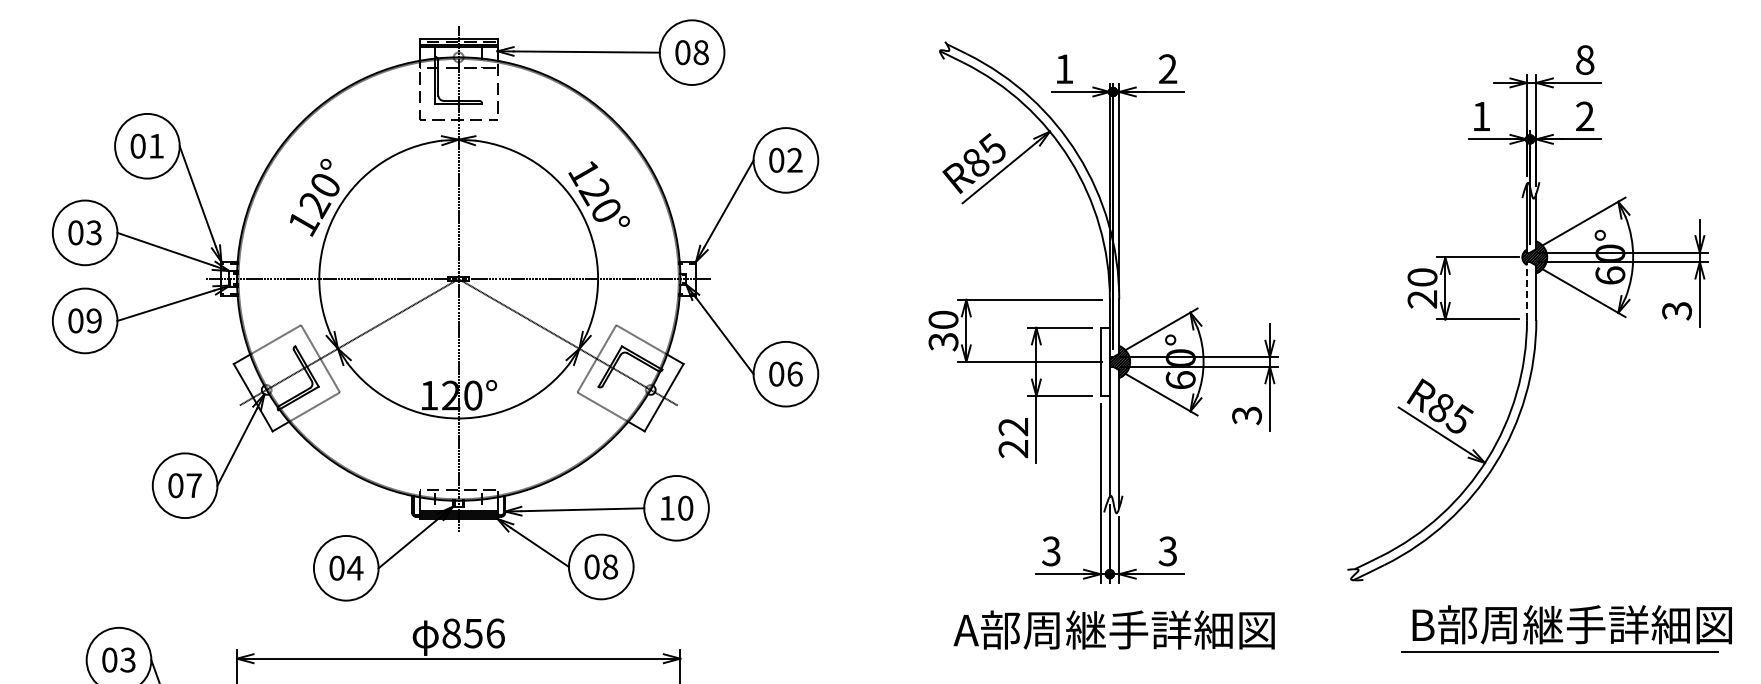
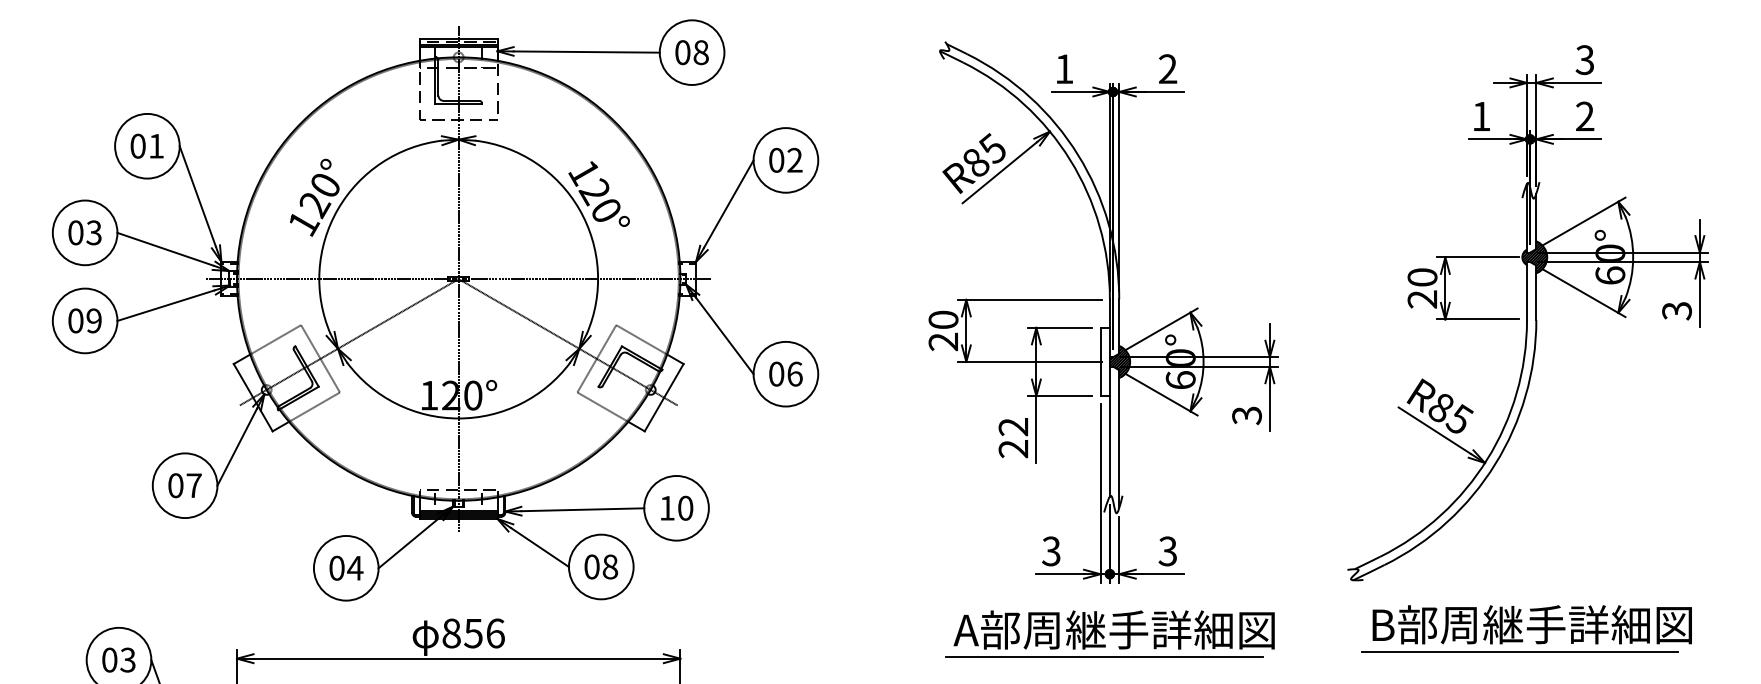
text: 8 -> 3 (1584, 59)
line: dashed -> solid (1527, 290)
text: 30 -> 20 (943, 341)
part position: (1566, 628) -> (1526, 628) (1526, 628)
line: none -> present (1104, 657)
